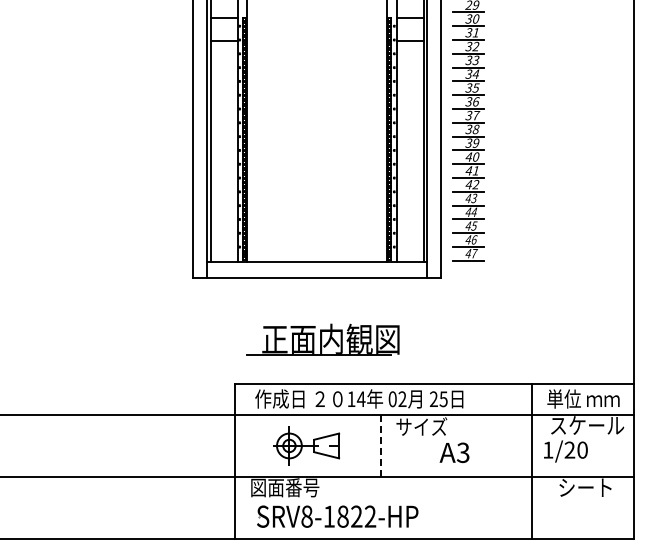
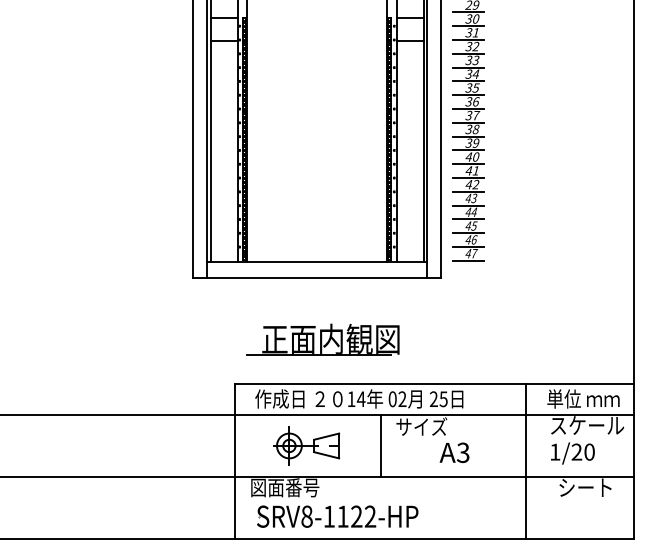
line: dashed -> solid (380, 446)
text position: (565, 451) -> (572, 453) (572, 453)
line position: (531, 461) -> (525, 461) (525, 461)
text: SRV8-1822-HP -> SRV8-1122-HP (342, 516)
